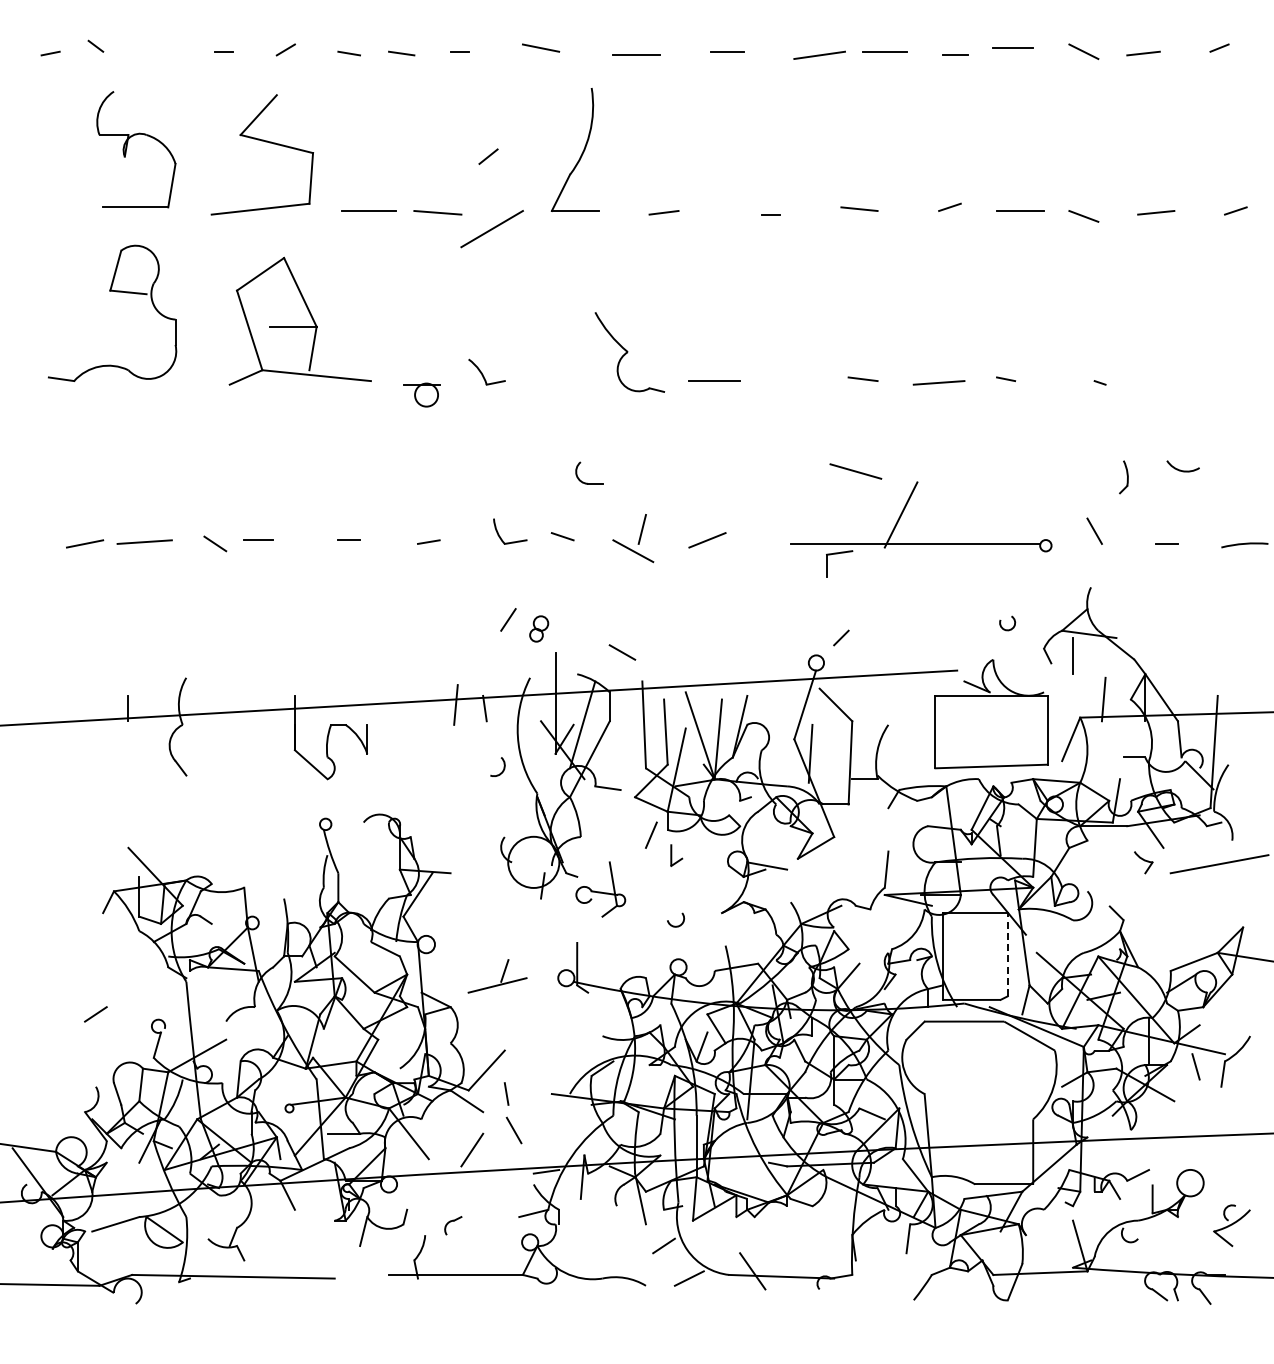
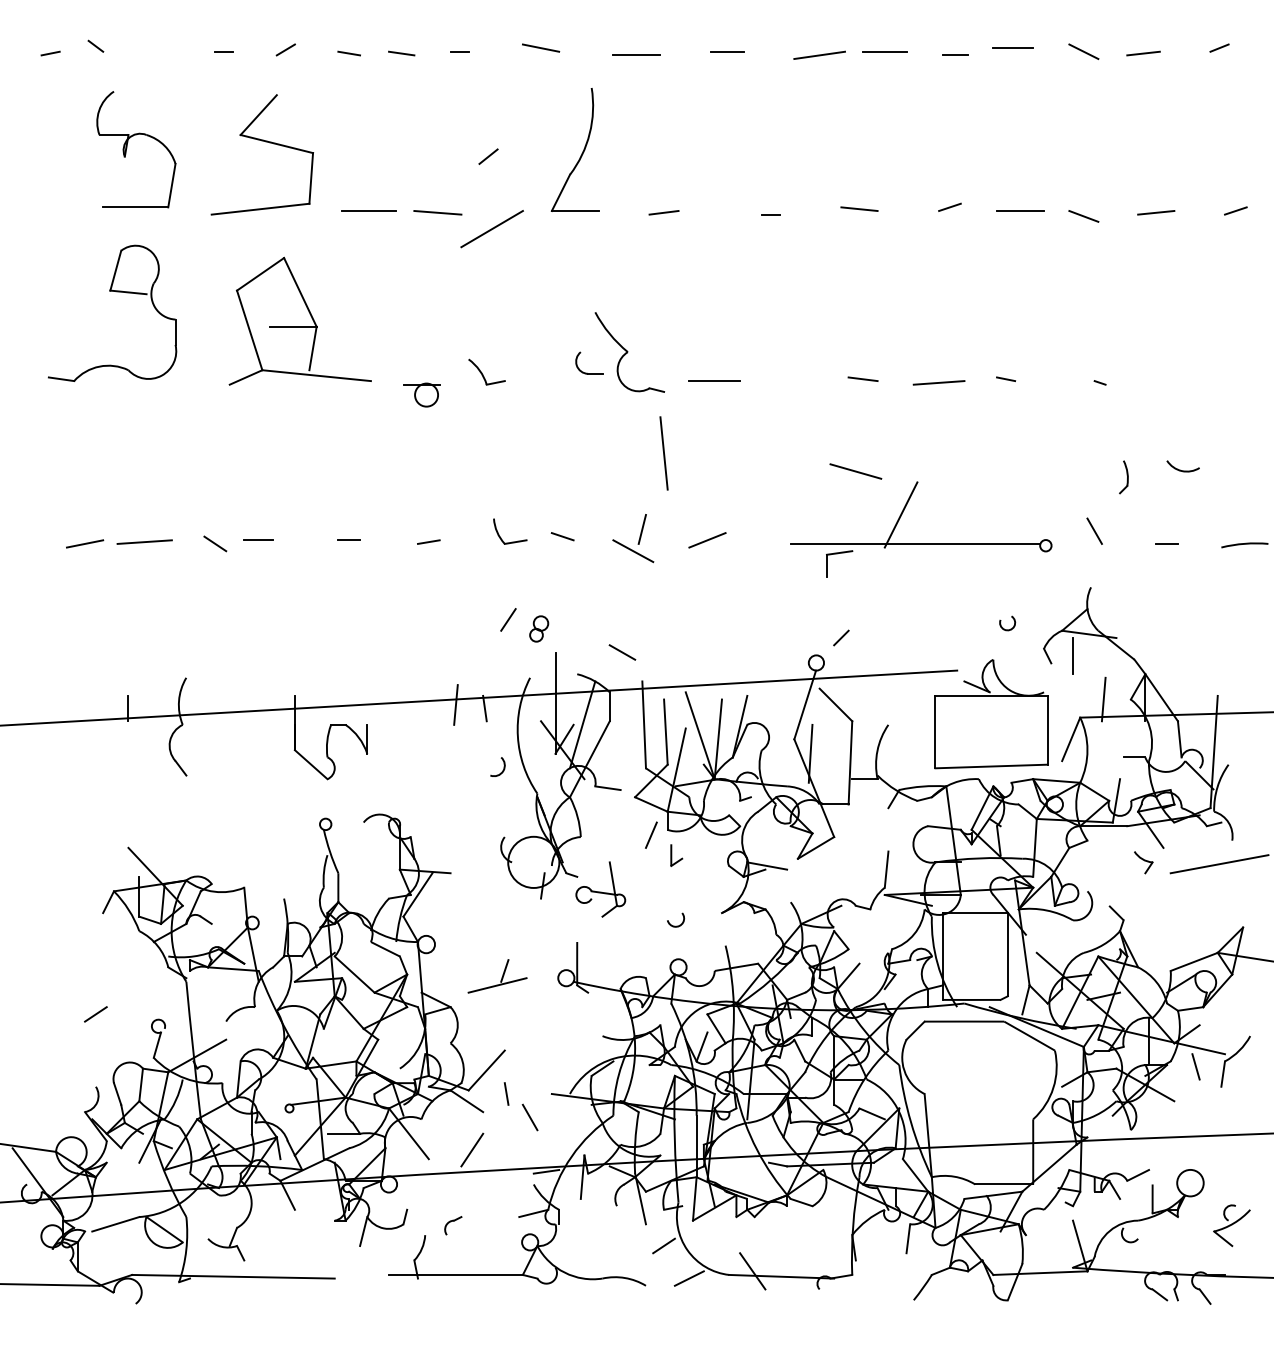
line: none -> present (663, 453)
part position: (587, 482) -> (587, 372) (587, 372)
line: dashed -> solid (1007, 954)
line position: (513, 1130) -> (529, 1117) (529, 1117)
